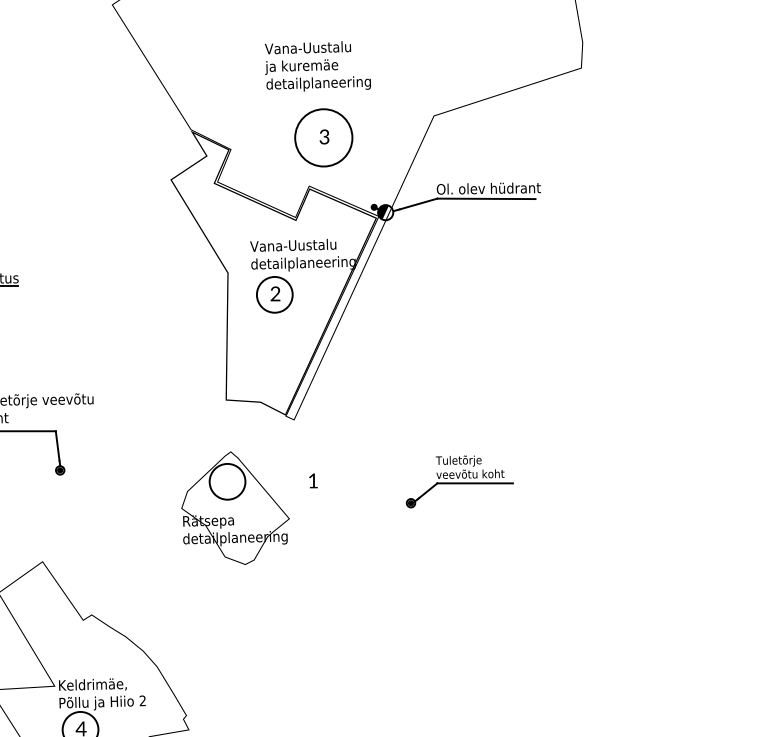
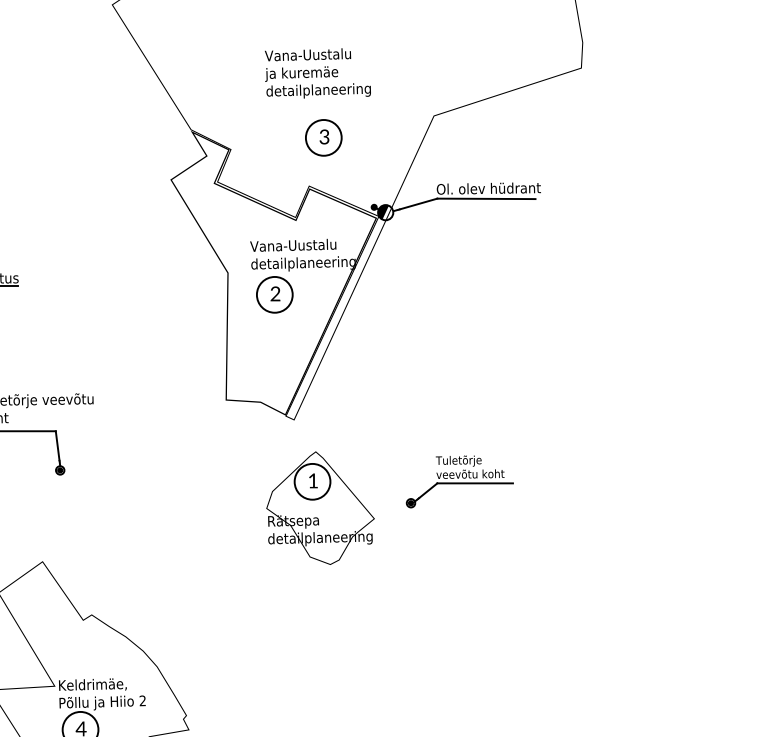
text position: (317, 66) -> (317, 73) (317, 73)
circle diameter: 57 px -> 36 px (323, 137)
part position: (235, 507) -> (320, 507) (320, 507)
